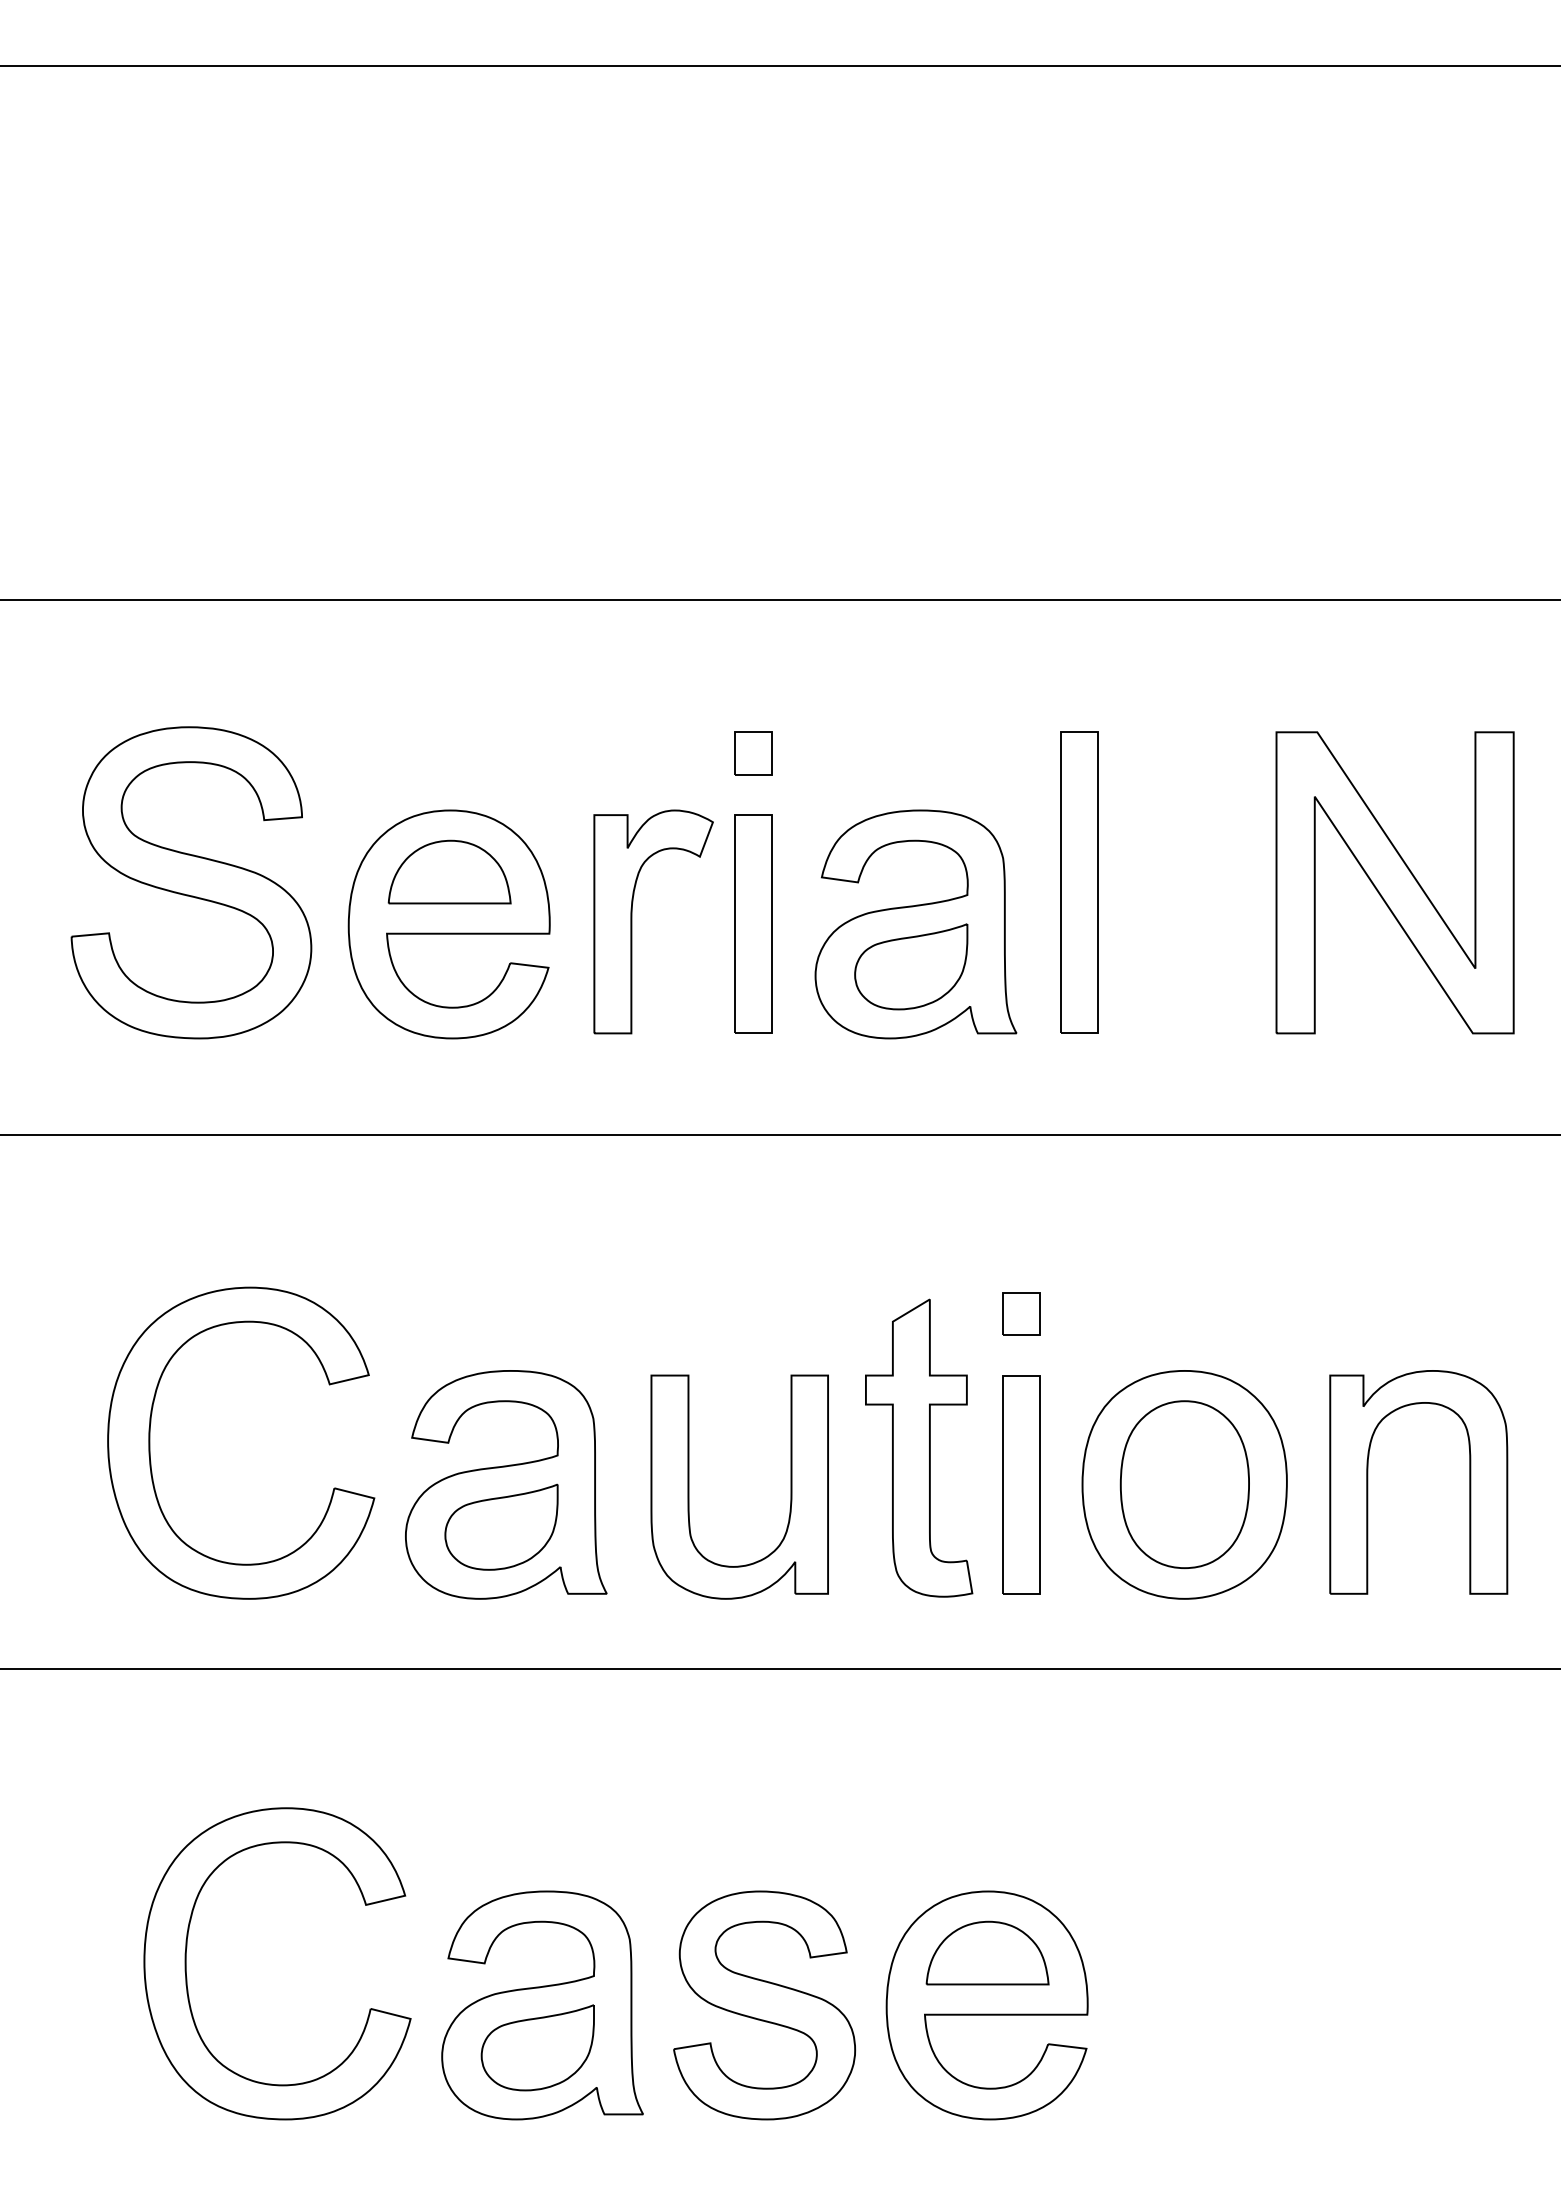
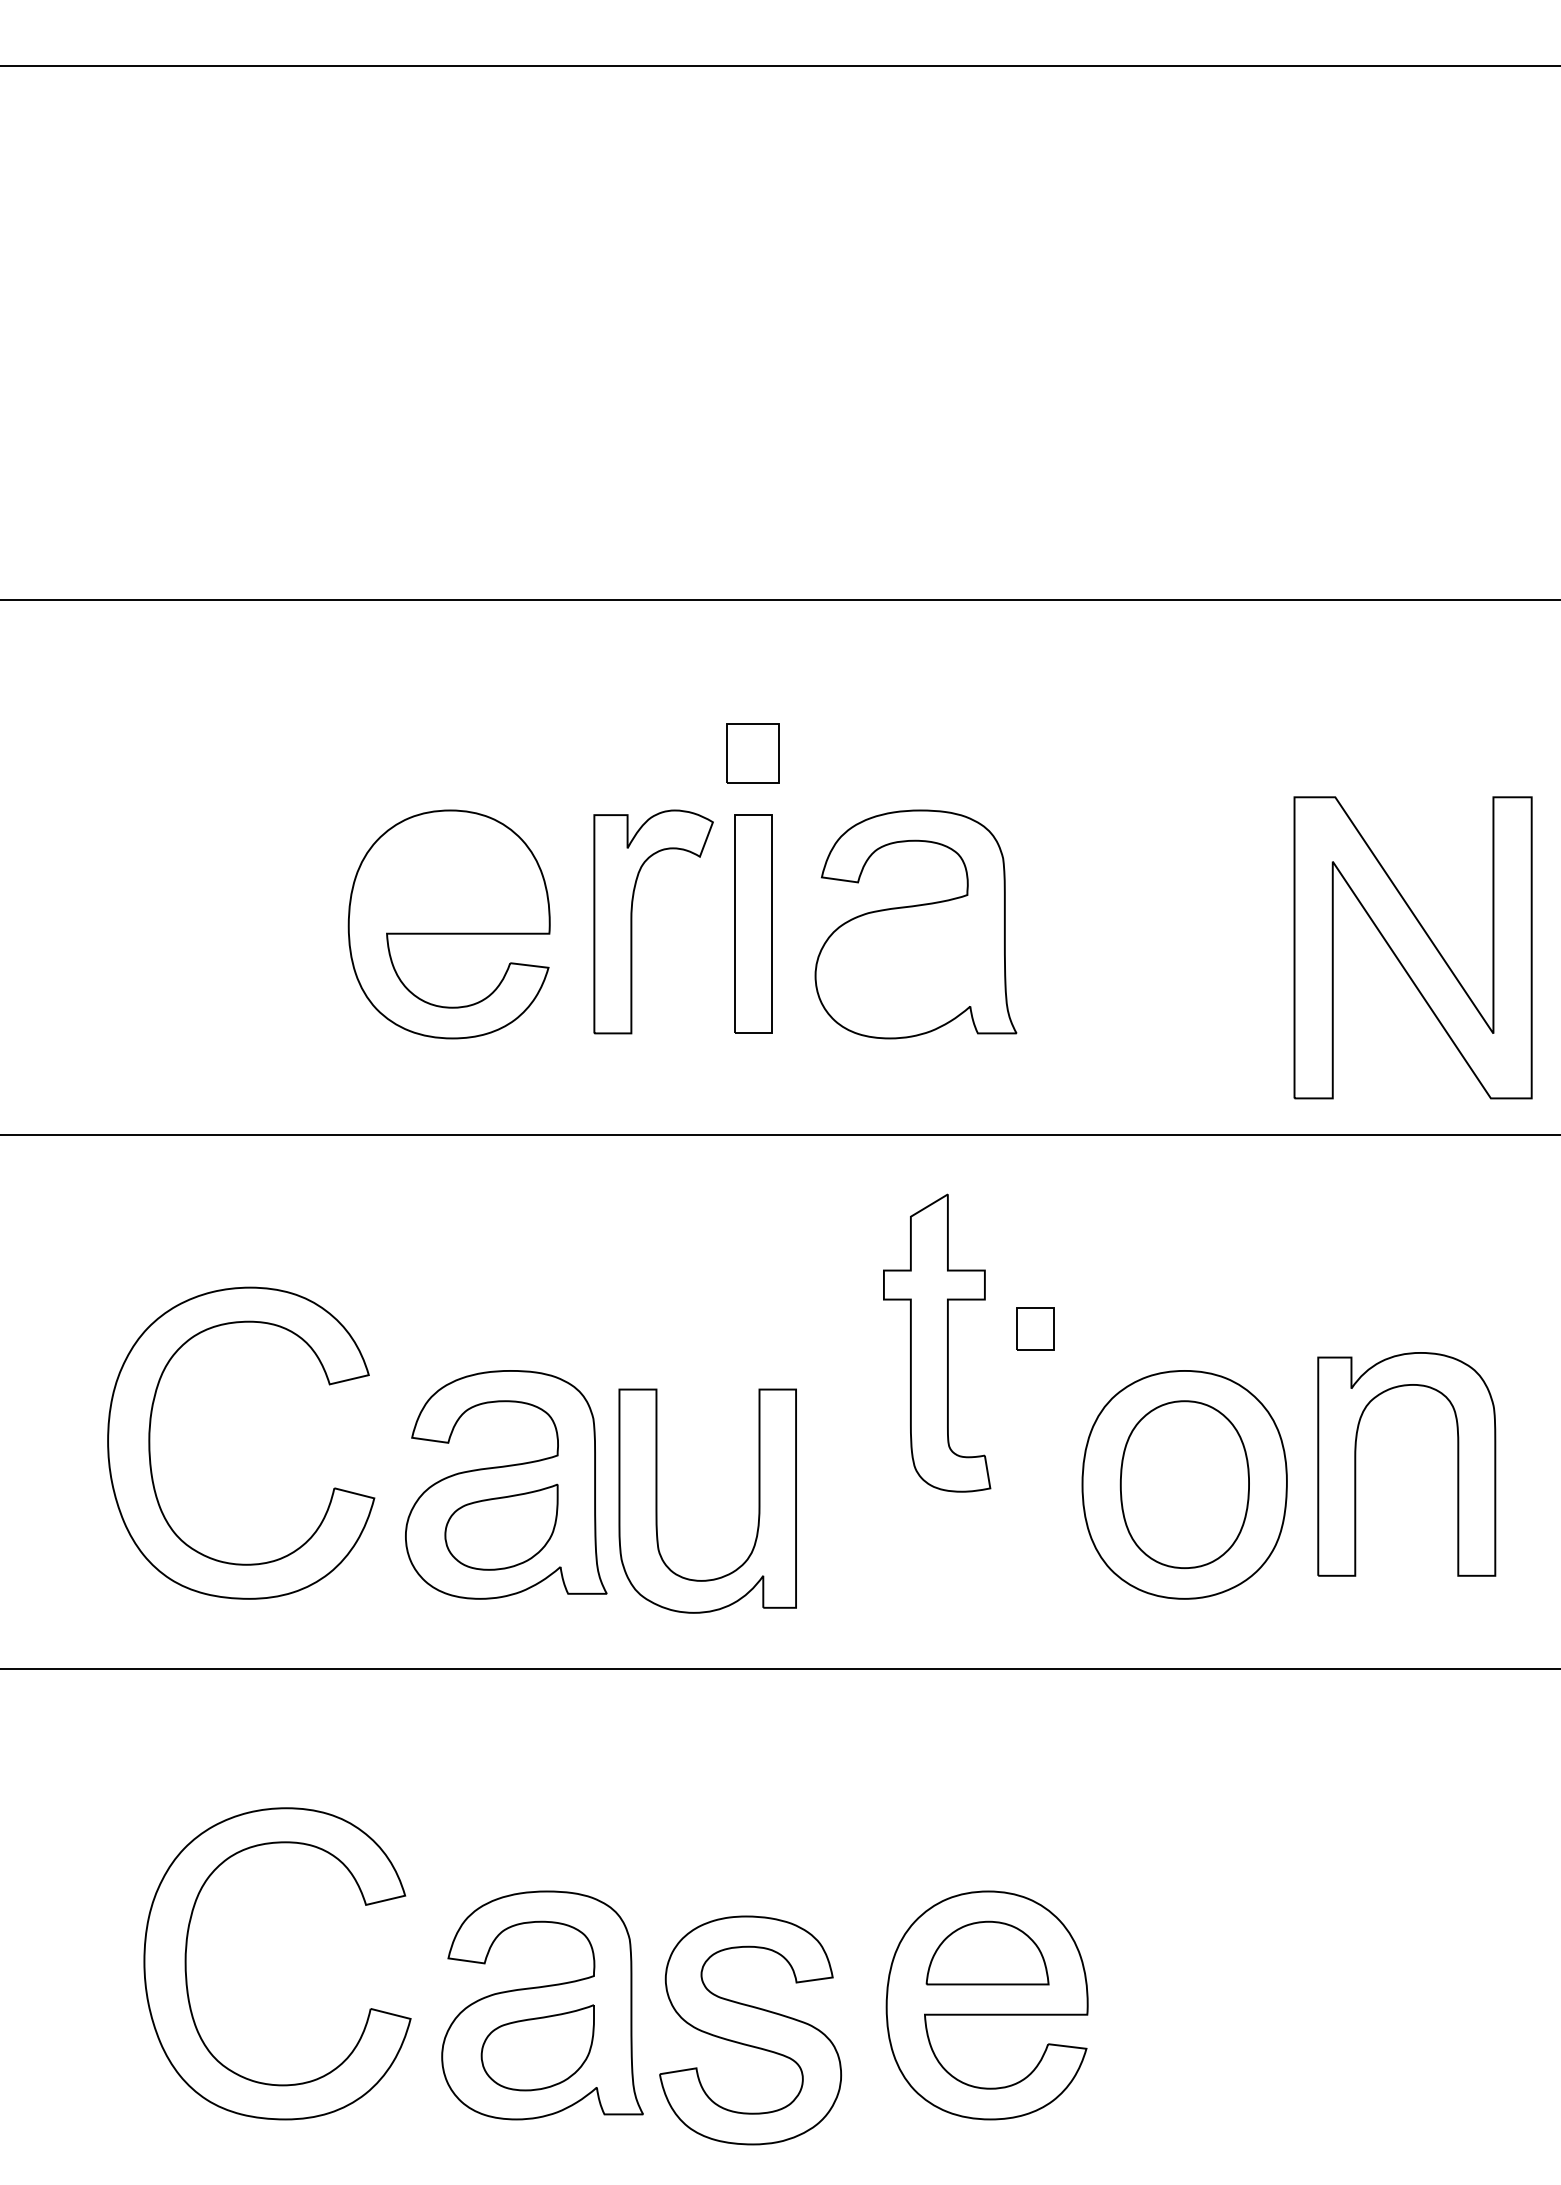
part size: 39x45 px -> 54x61 px (752, 753)
part: present -> none (449, 871)
part: present -> none (191, 882)
part: present -> none (1079, 882)
part position: (1394, 882) -> (1412, 947) (1412, 947)
part: present -> none (911, 966)
part position: (1021, 1313) -> (1035, 1328) (1035, 1328)
part position: (919, 1447) -> (937, 1342) (937, 1342)
part position: (1368, 1482) -> (1356, 1464) (1356, 1464)
part: present -> none (1021, 1484)
part position: (689, 1486) -> (657, 1500) (657, 1500)
part position: (764, 2005) -> (750, 2030) (750, 2030)
